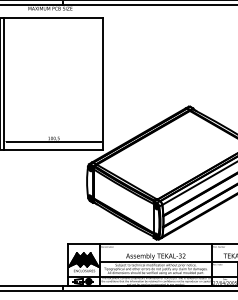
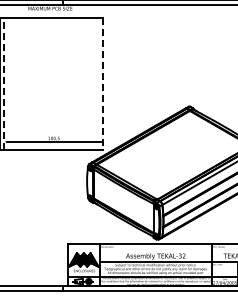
line: solid -> dashed (4, 83)
line: solid -> dashed (102, 84)
